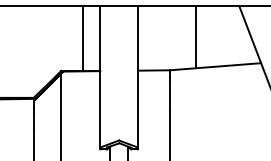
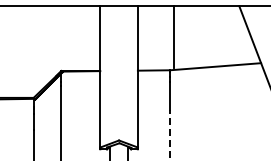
line position: (195, 37) -> (173, 37) (173, 37)
line: present -> none (83, 38)
line: solid -> dashed (169, 135)
